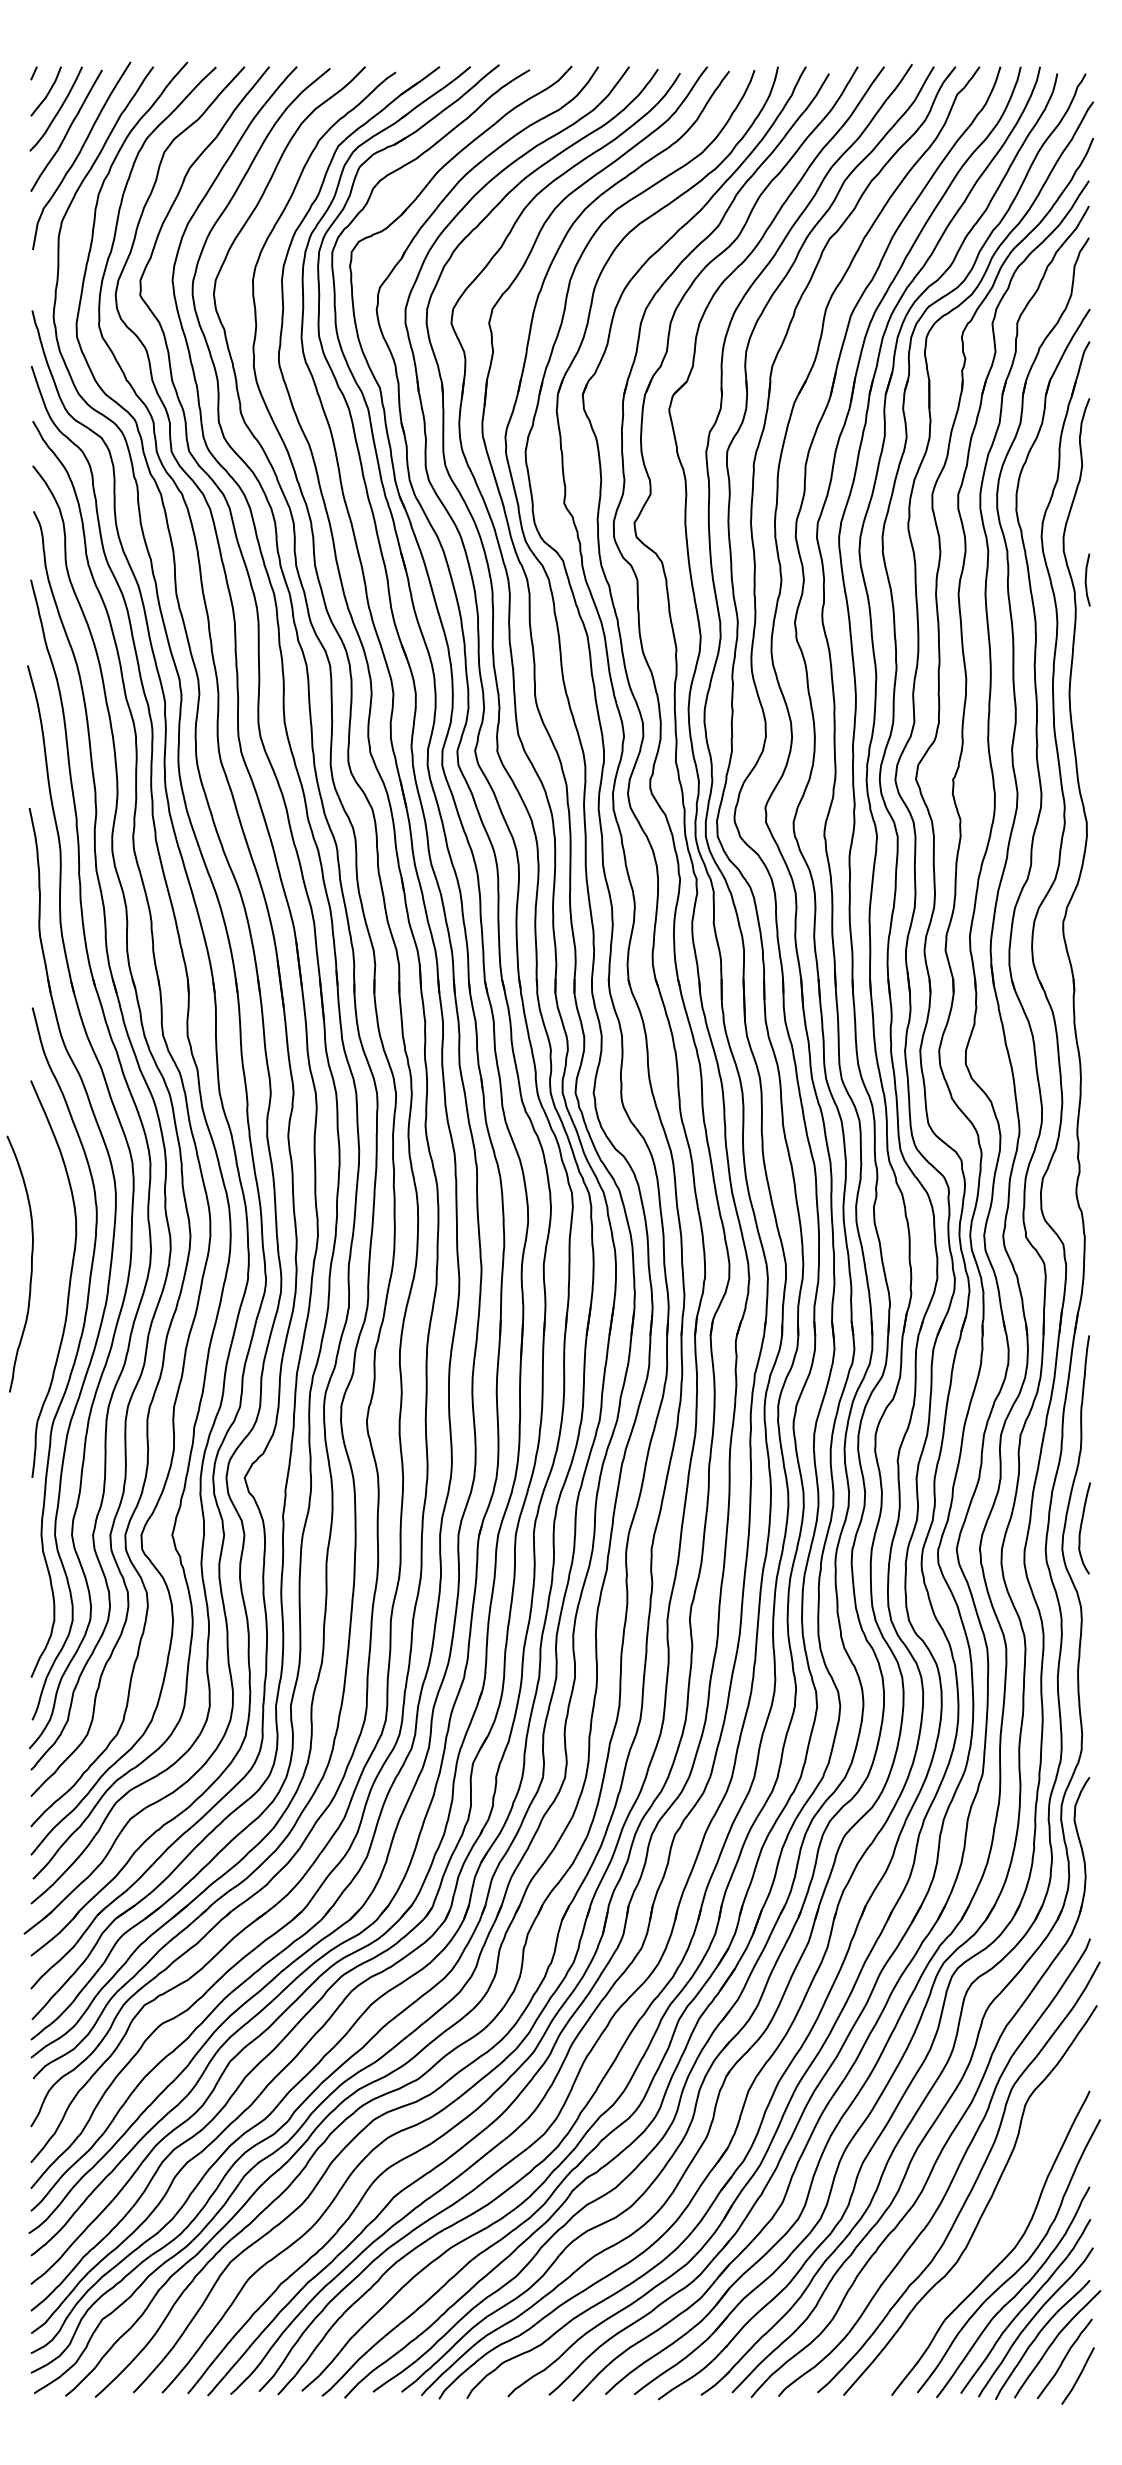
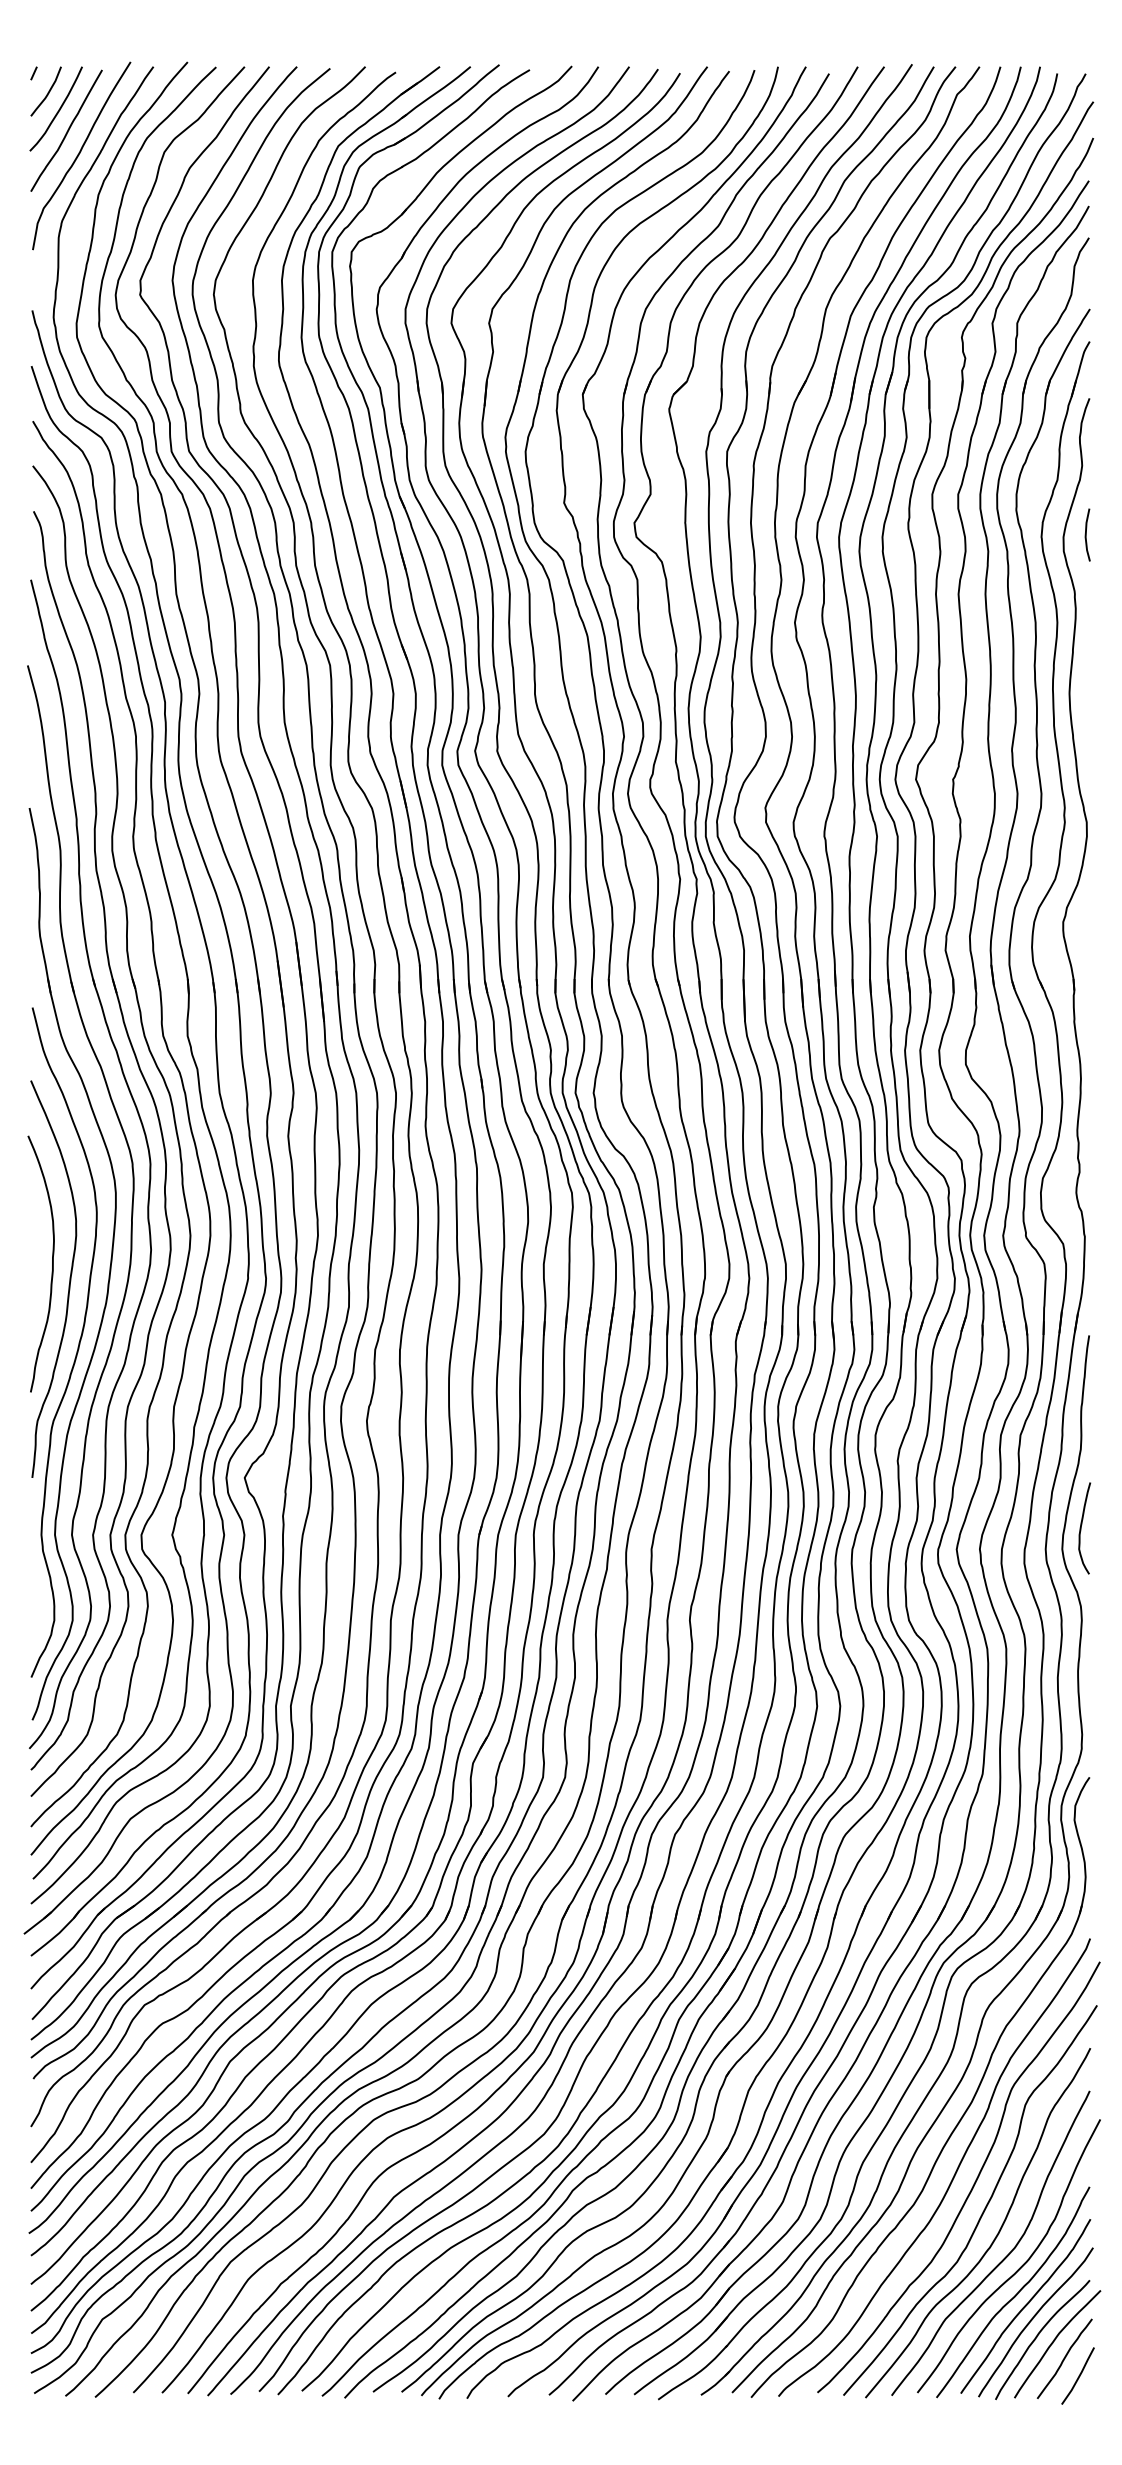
line position: (1086, 579) -> (1086, 534) (1086, 534)
curve position: (31, 1263) -> (52, 1263) (52, 1263)
curve: none -> present (996, 2234)
